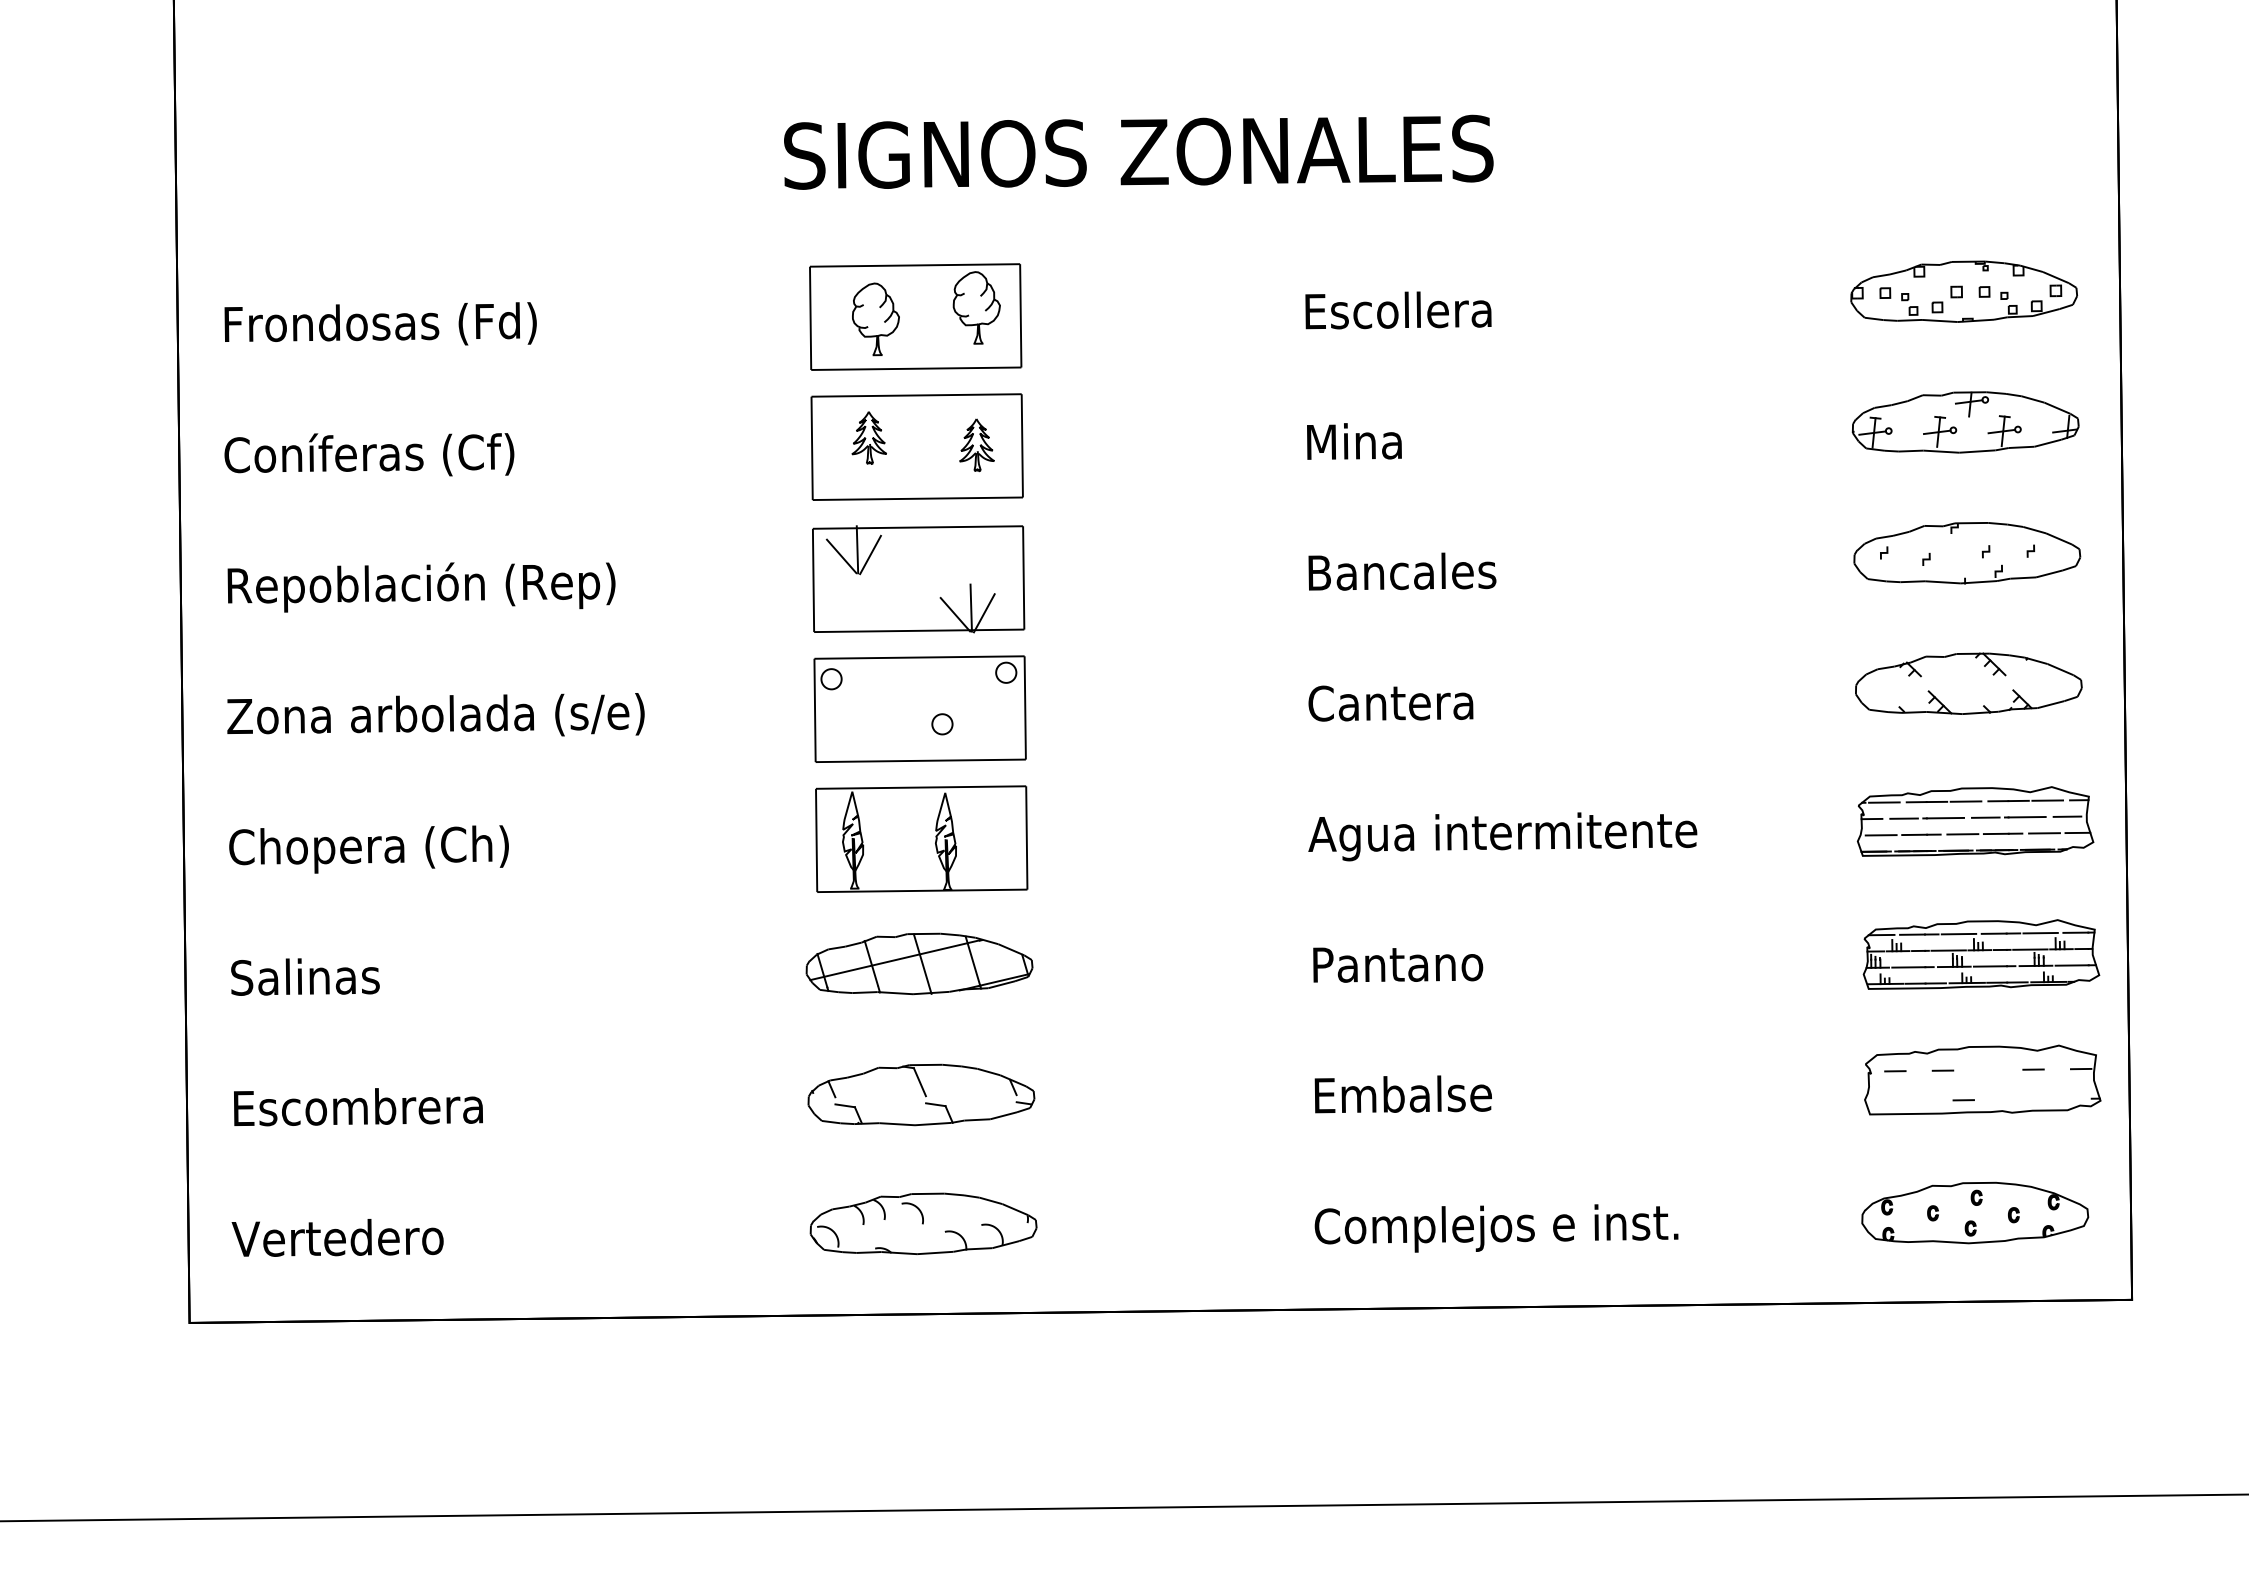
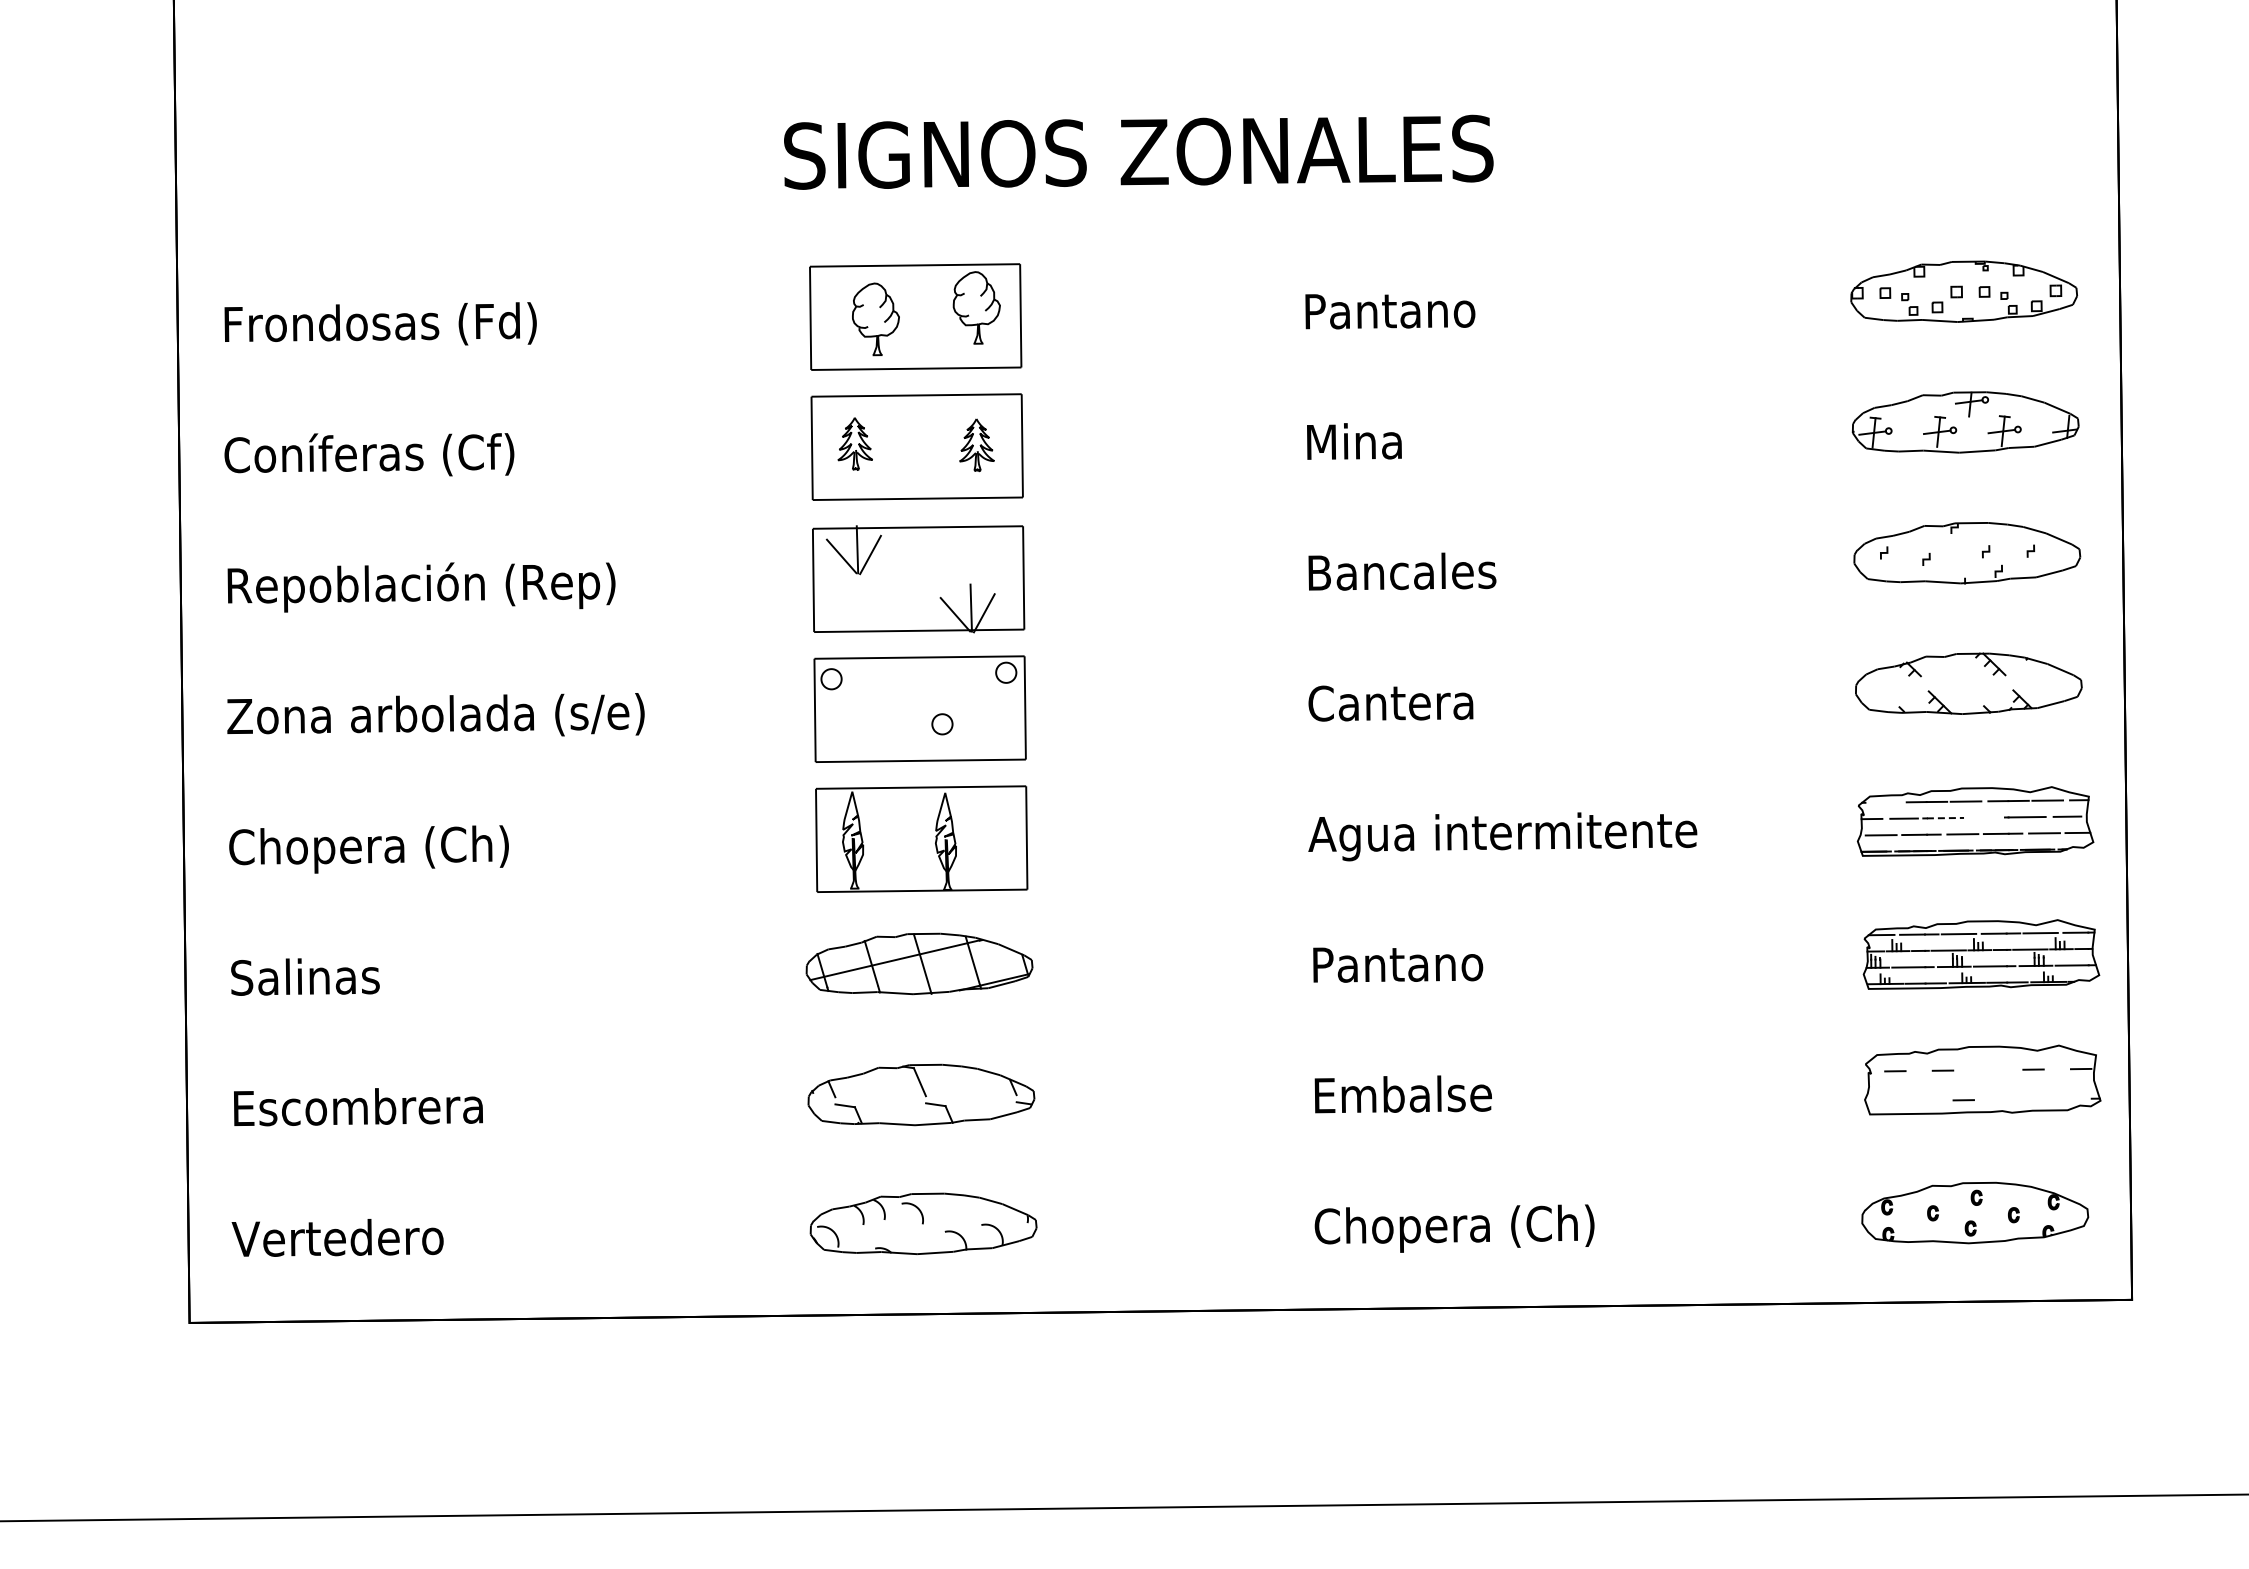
text: Escollera -> Pantano (1400, 310)
part position: (868, 437) -> (854, 443) (854, 443)
line: present -> none (1884, 802)
line: present -> none (1985, 817)
line: solid -> dashed (1945, 818)
text: Complejos e inst. -> Chopera (Ch) (1511, 1228)
